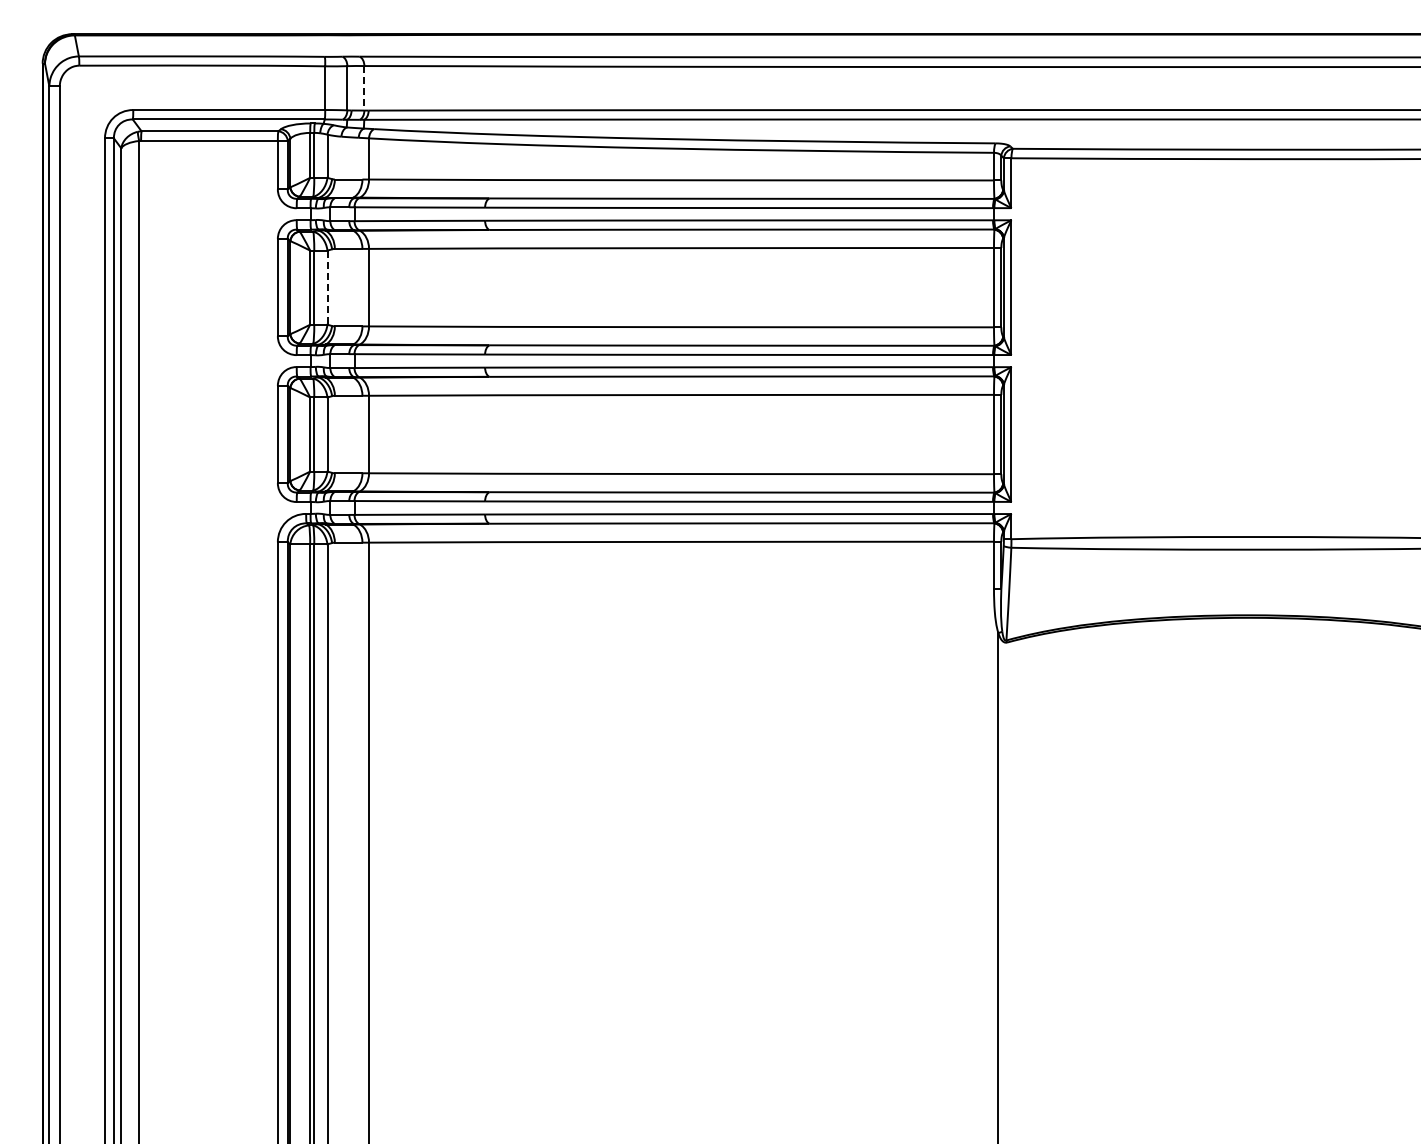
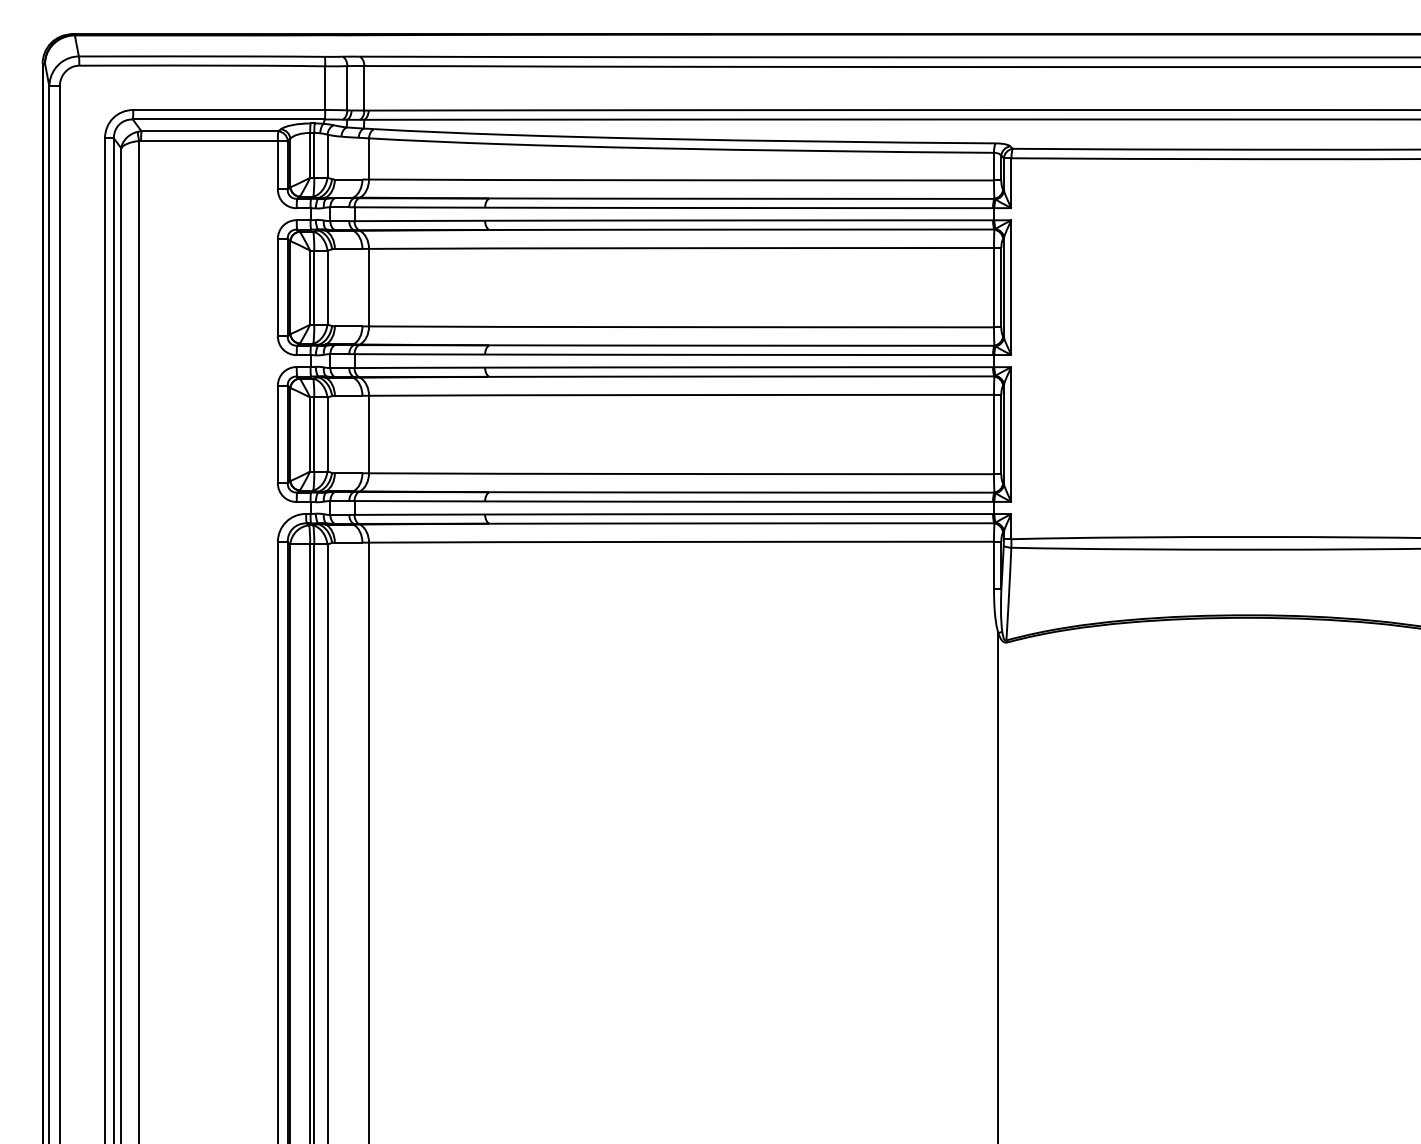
line: dashed -> solid (364, 88)
line: dashed -> solid (327, 288)
